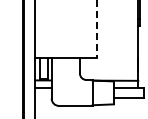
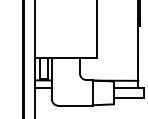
line: dashed -> solid (96, 29)
